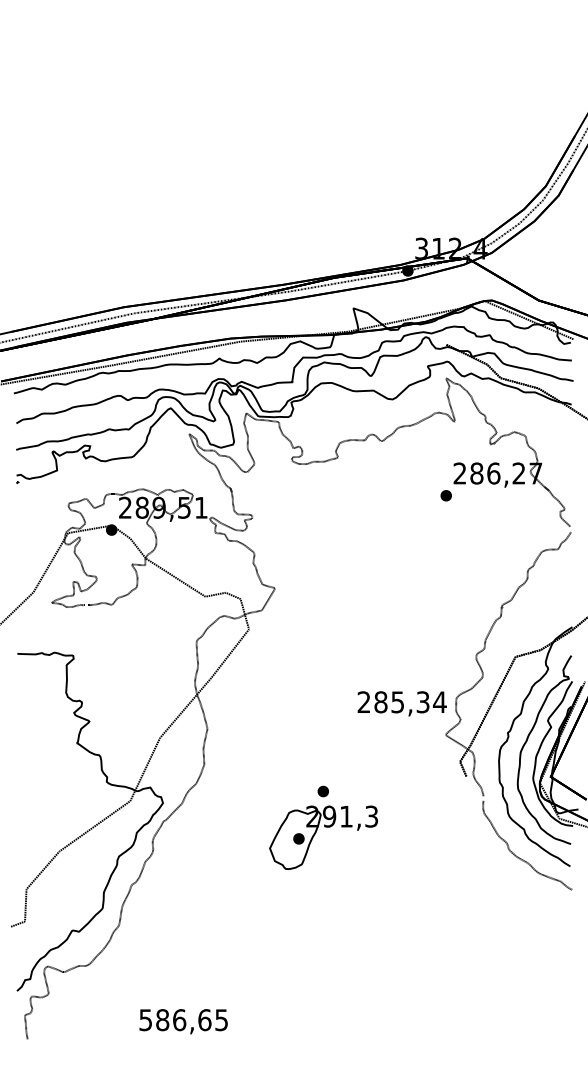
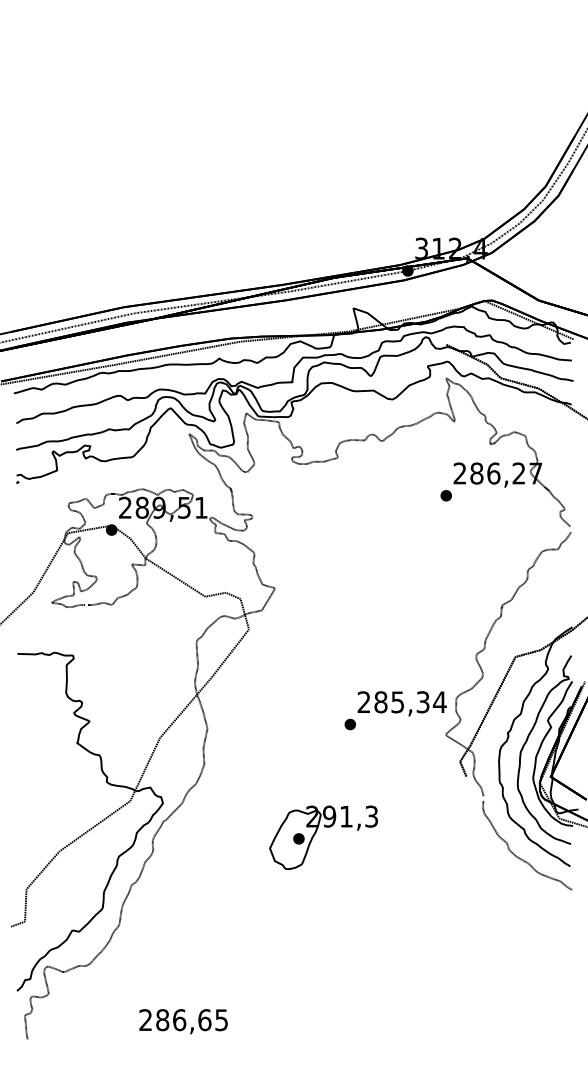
part position: (322, 791) -> (349, 724) (349, 724)
text: 586,65 -> 286,65 (145, 1020)
